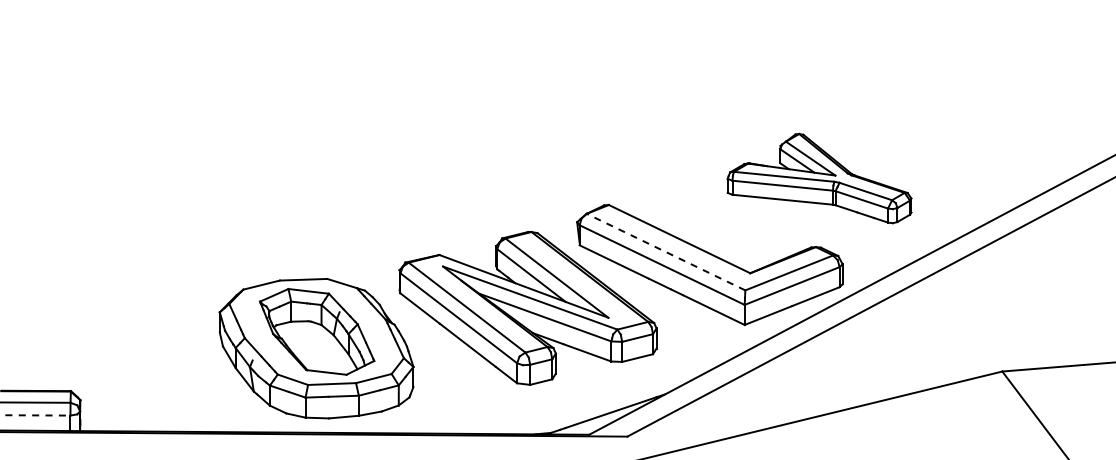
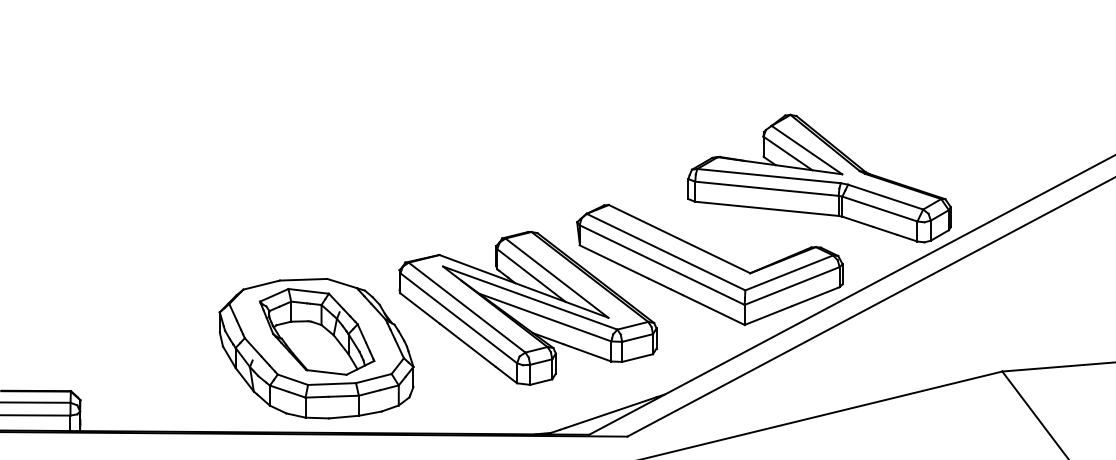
part size: 187x93 px -> 265x131 px (819, 178)
line: dashed -> solid (665, 251)
line: dashed -> solid (35, 415)
